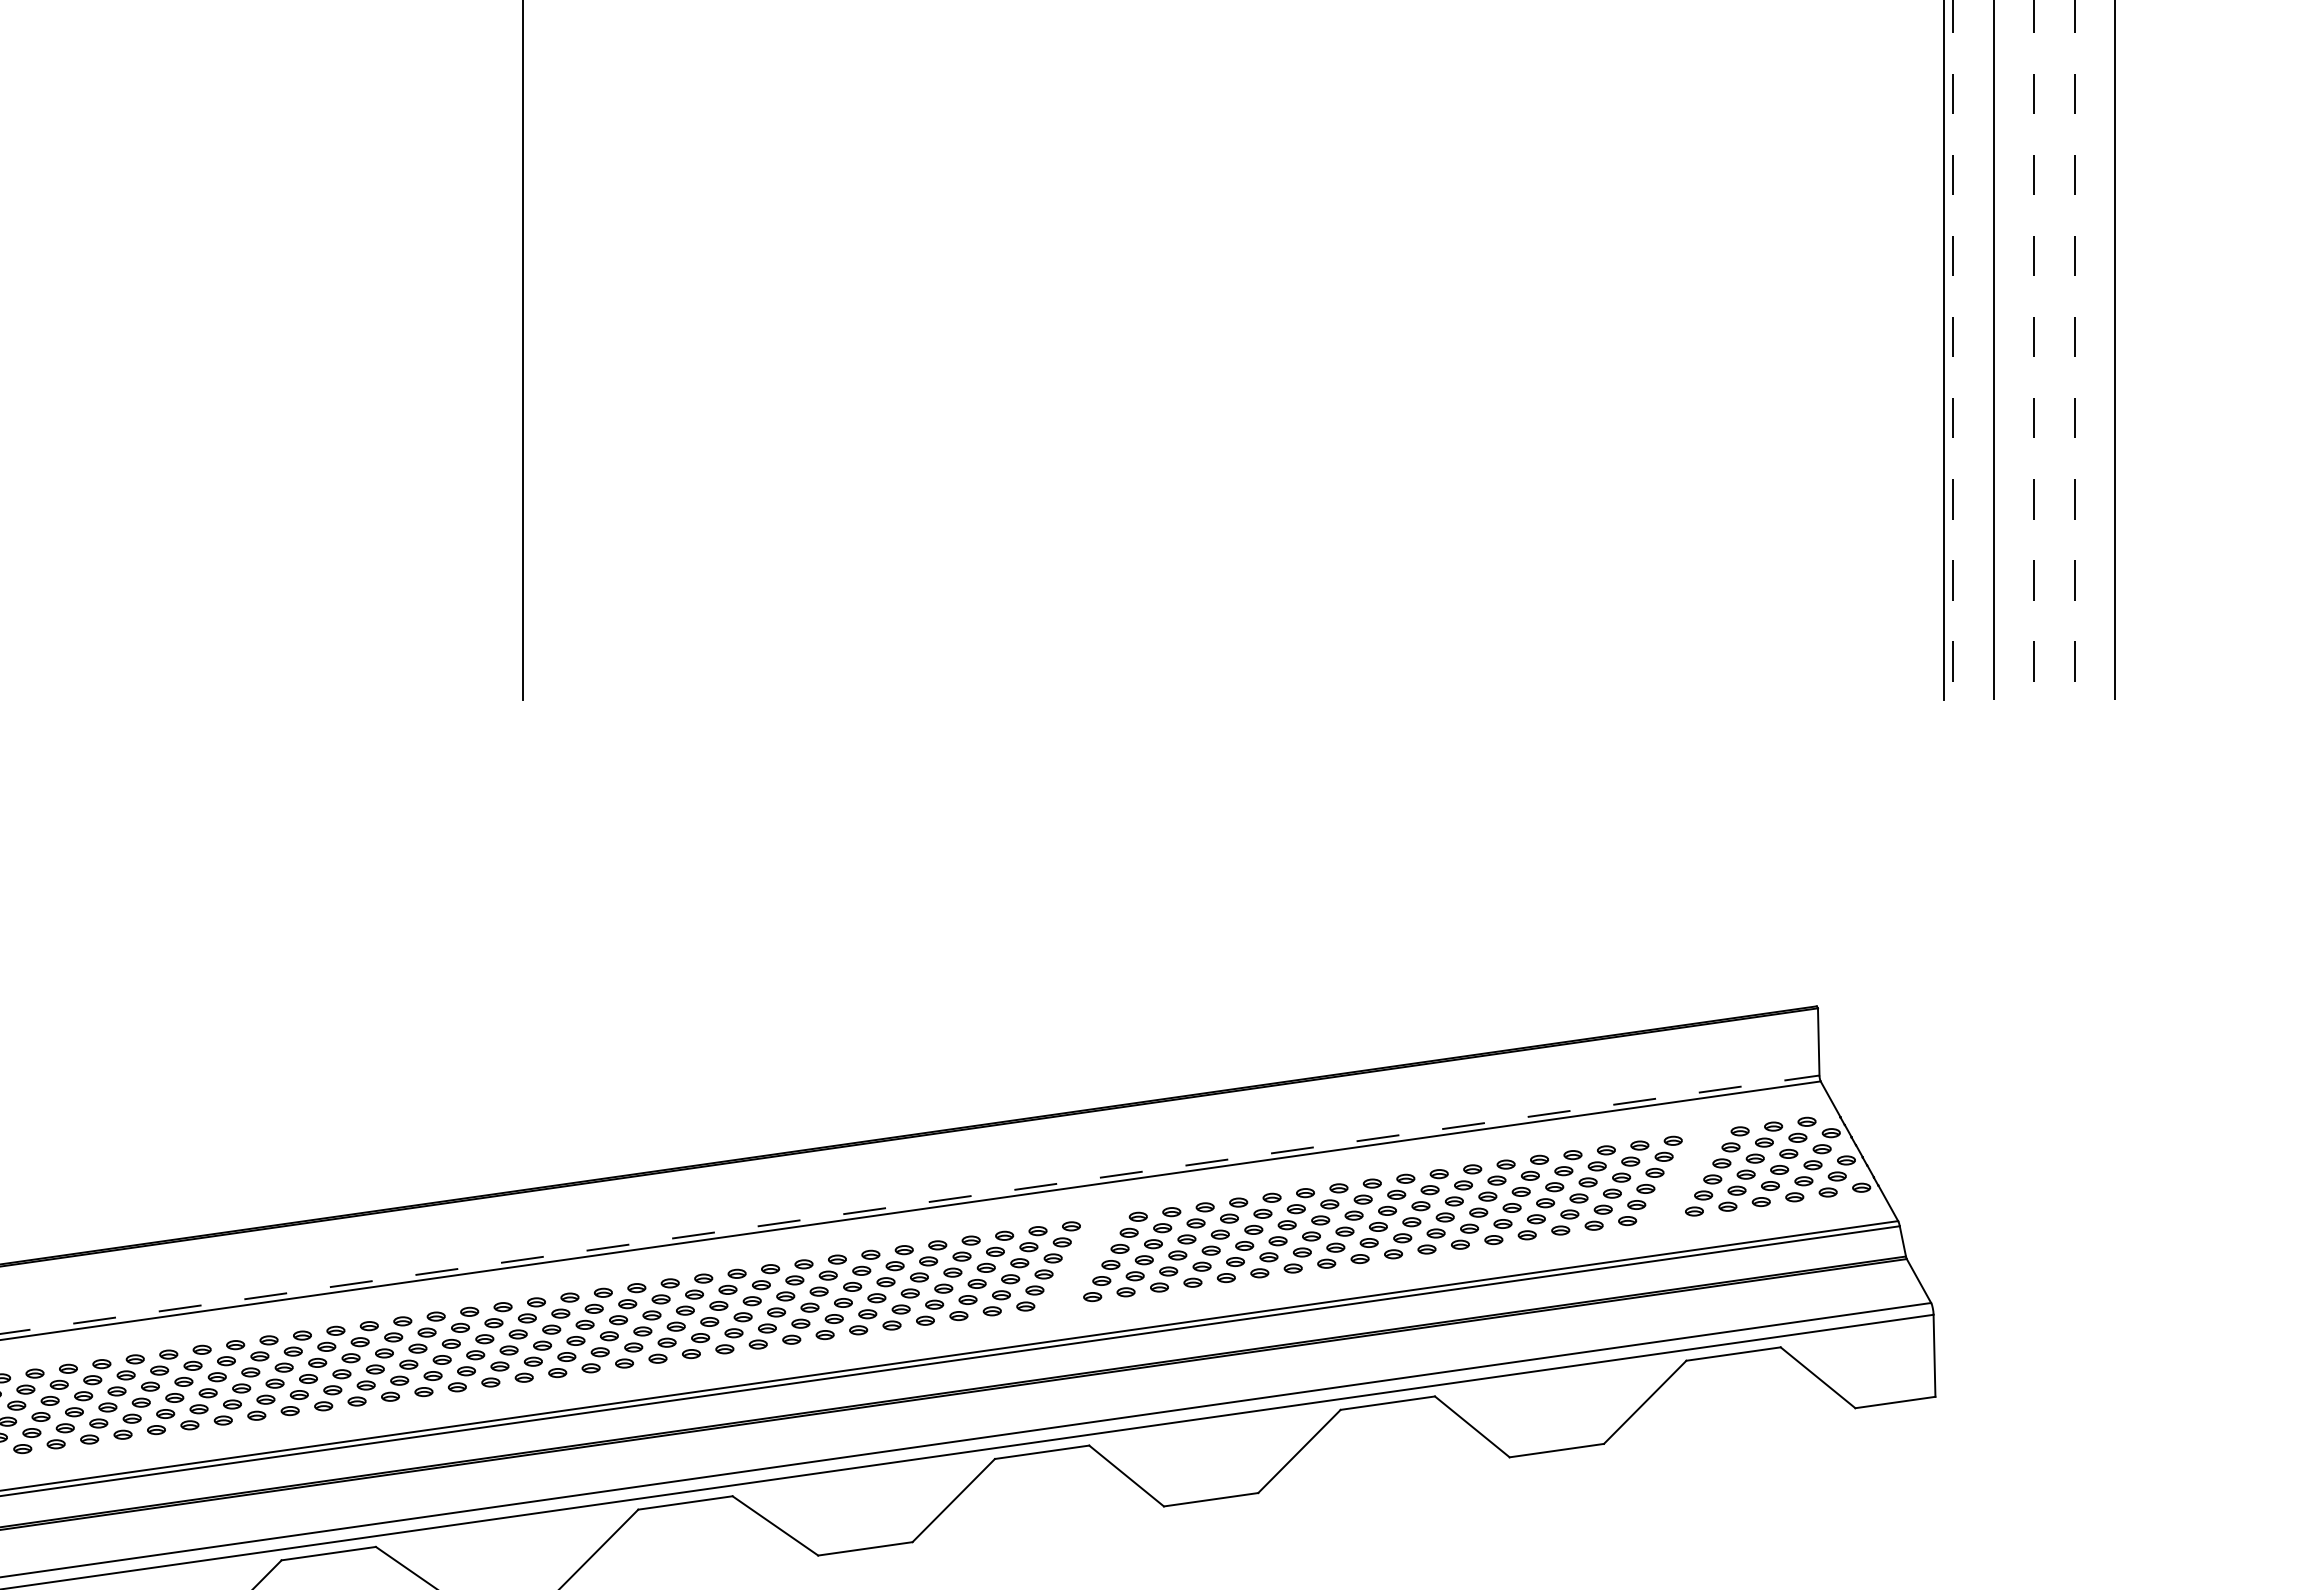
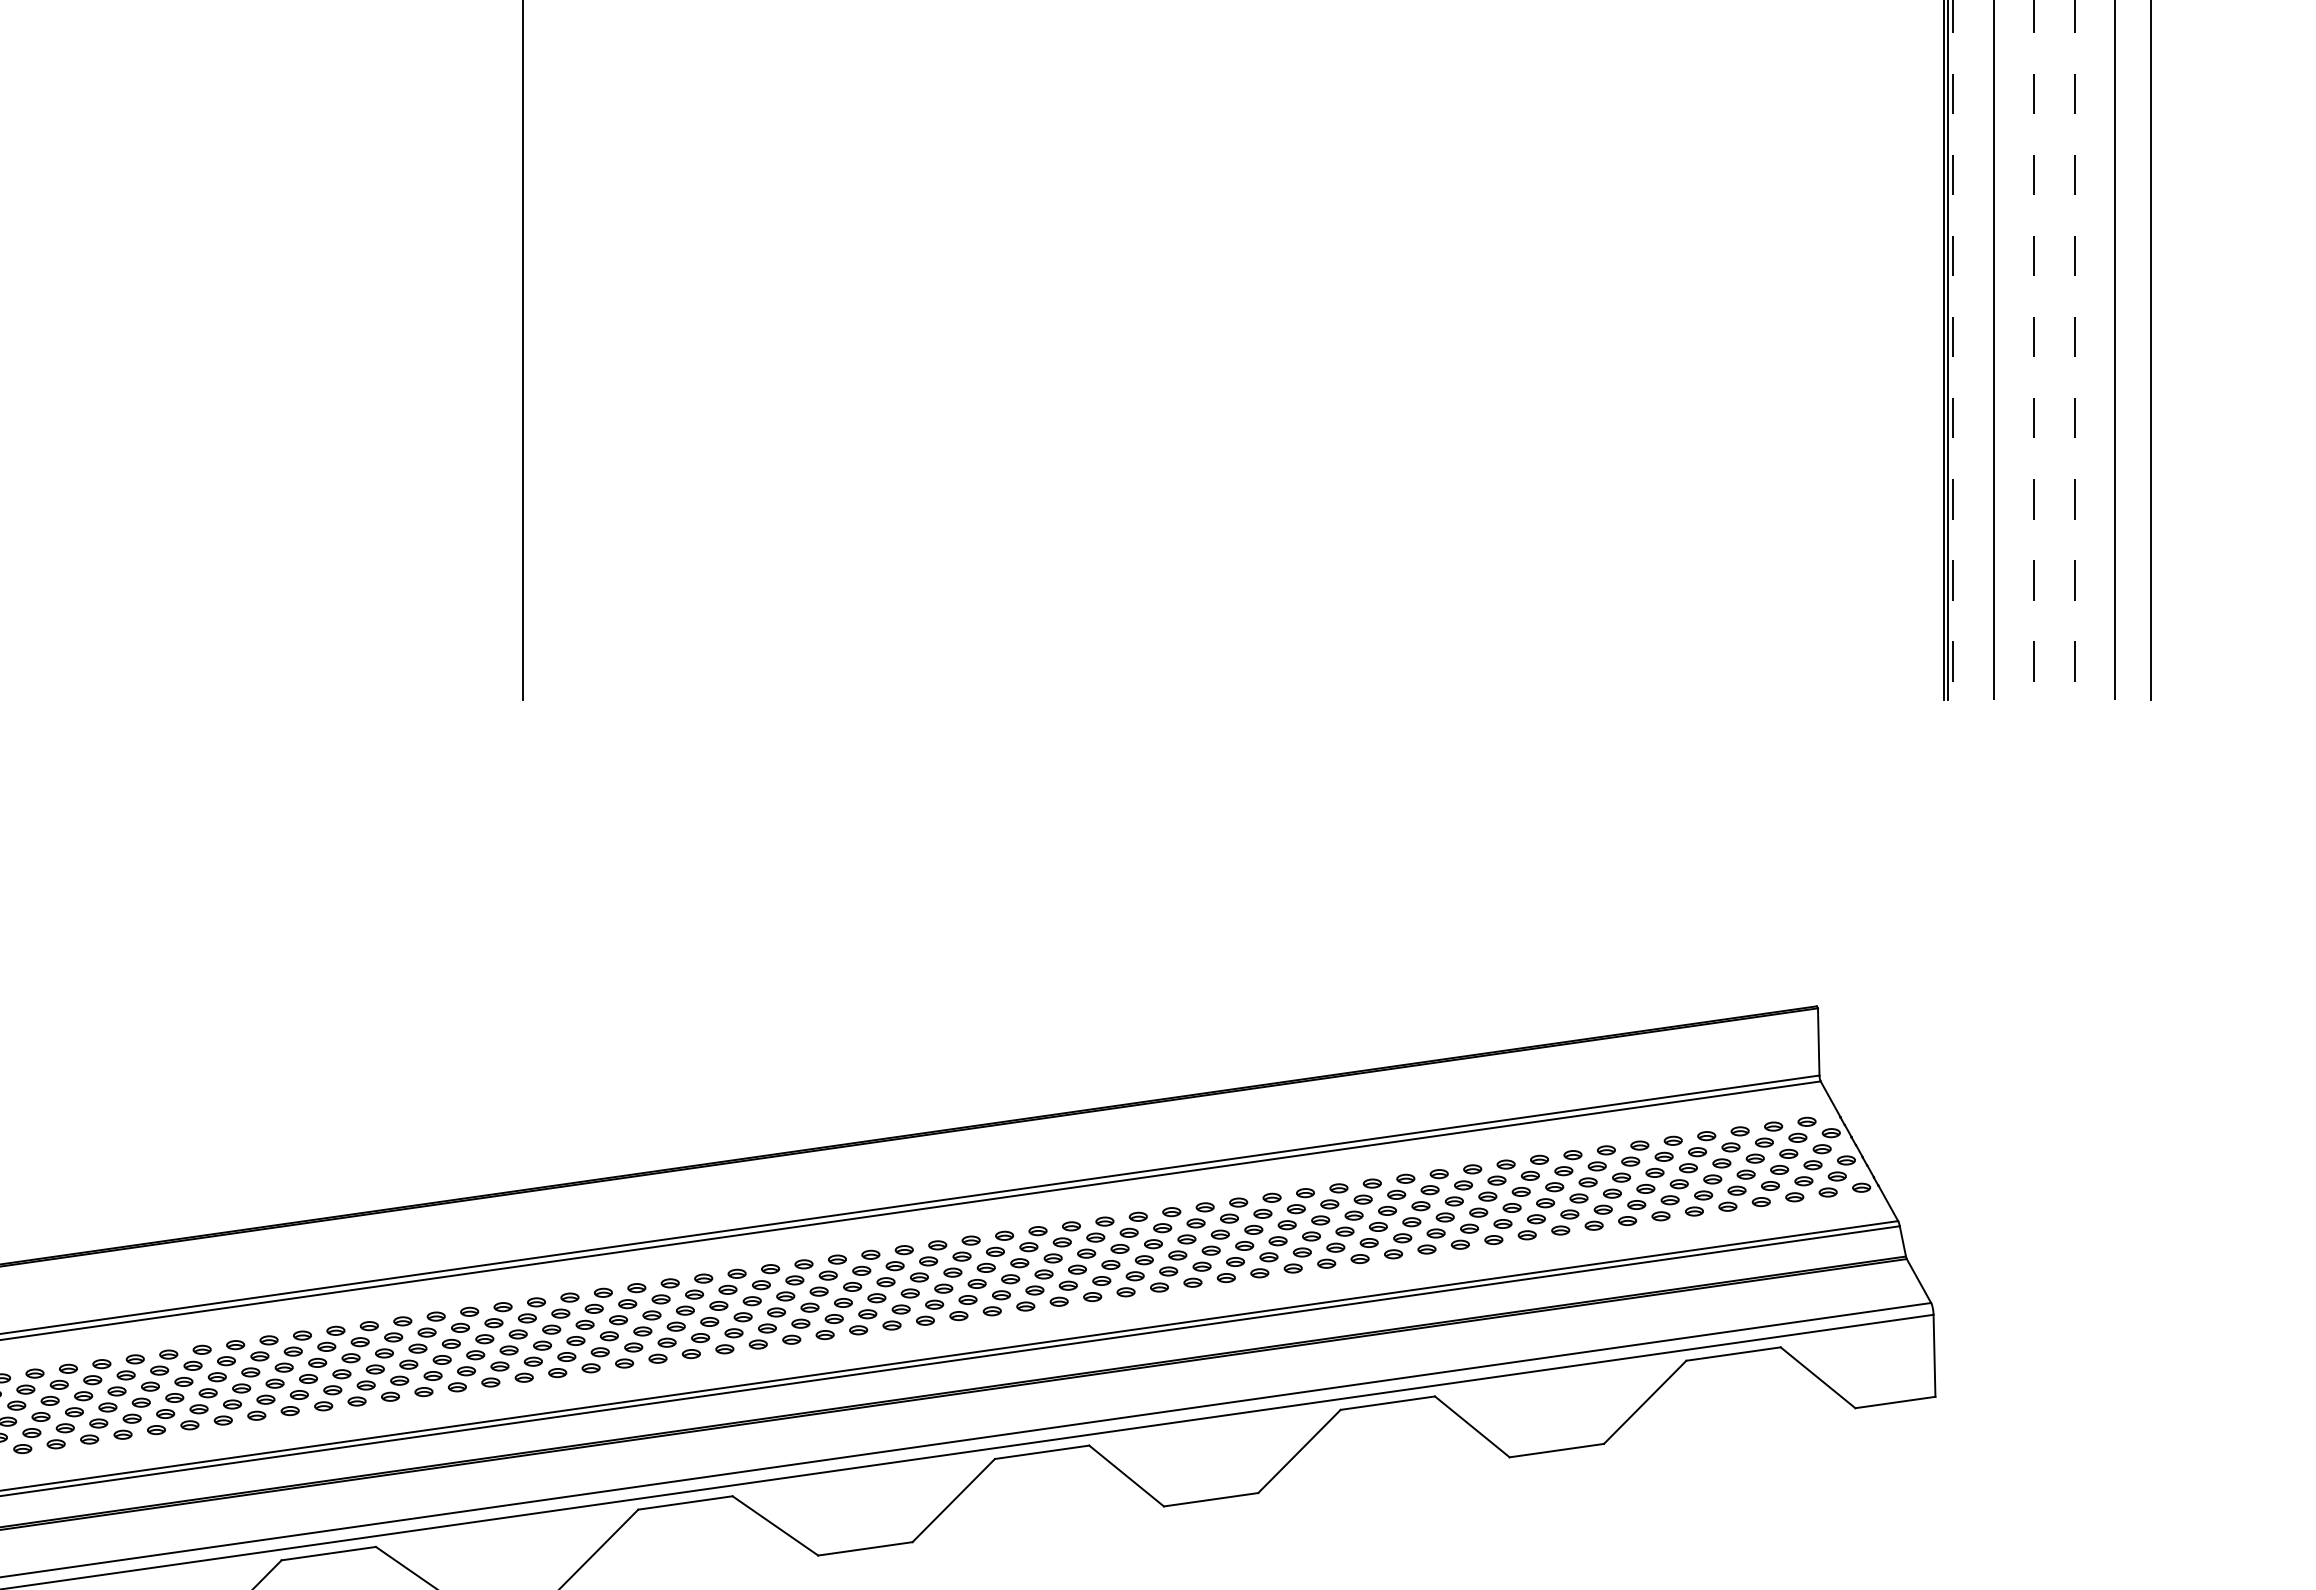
line: none -> present (1948, 351)
line: none -> present (2151, 351)
part: none -> present (1683, 1176)
line: dashed -> solid (909, 1204)
part: none -> present (1081, 1261)
